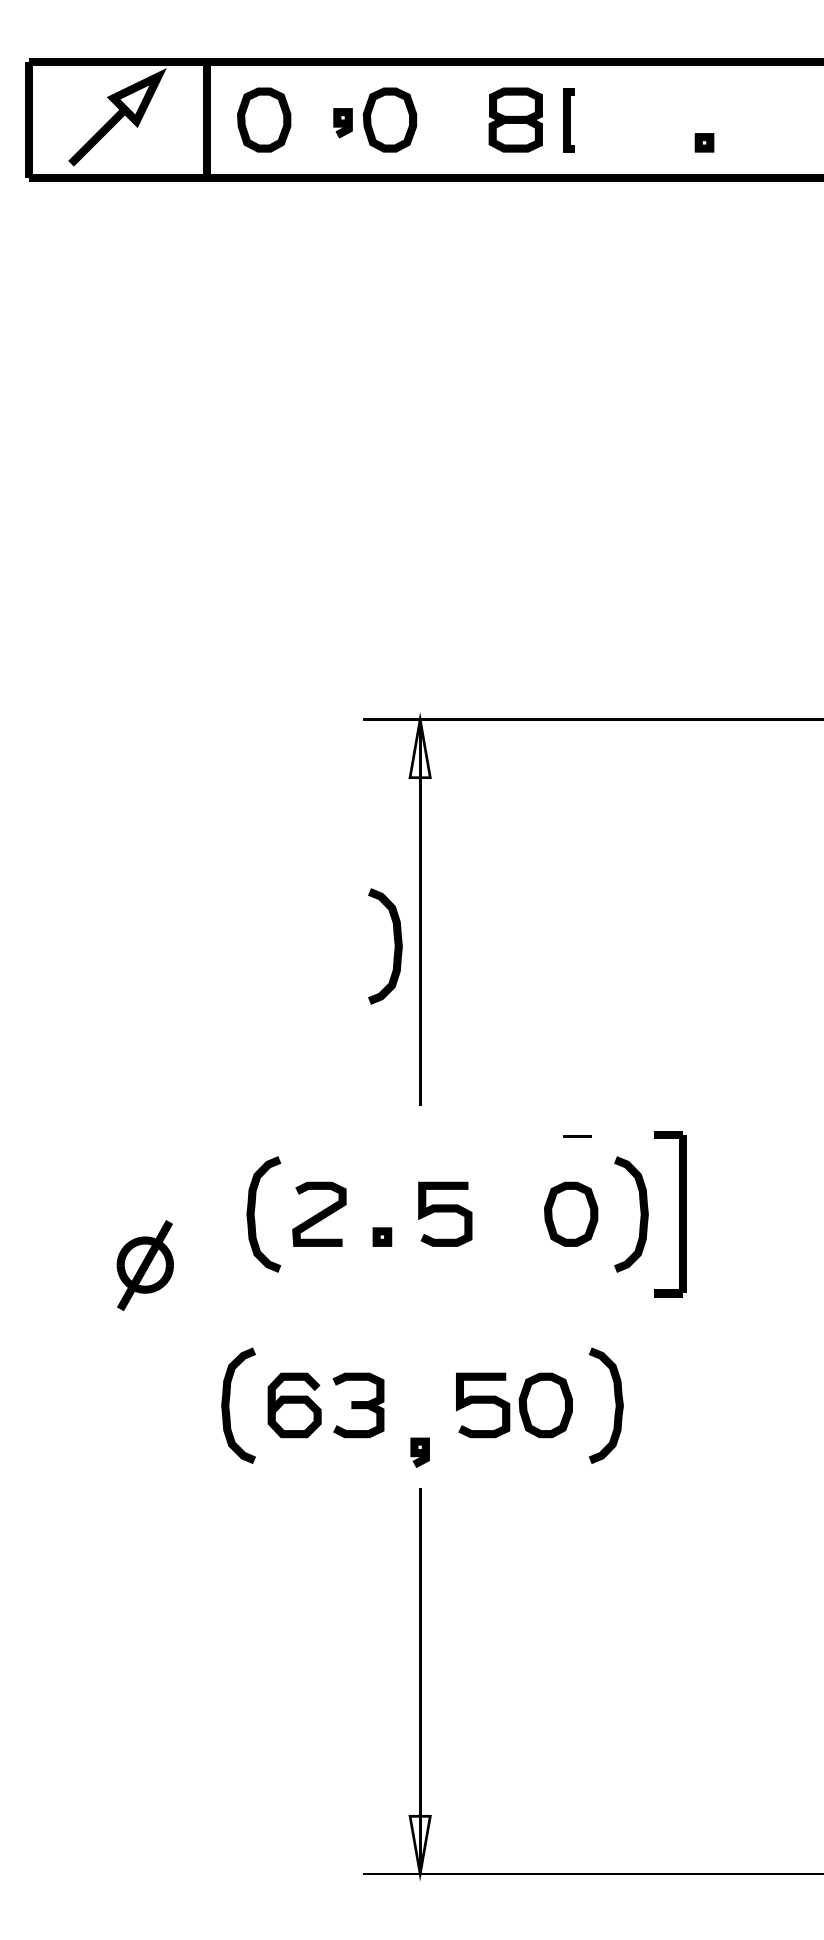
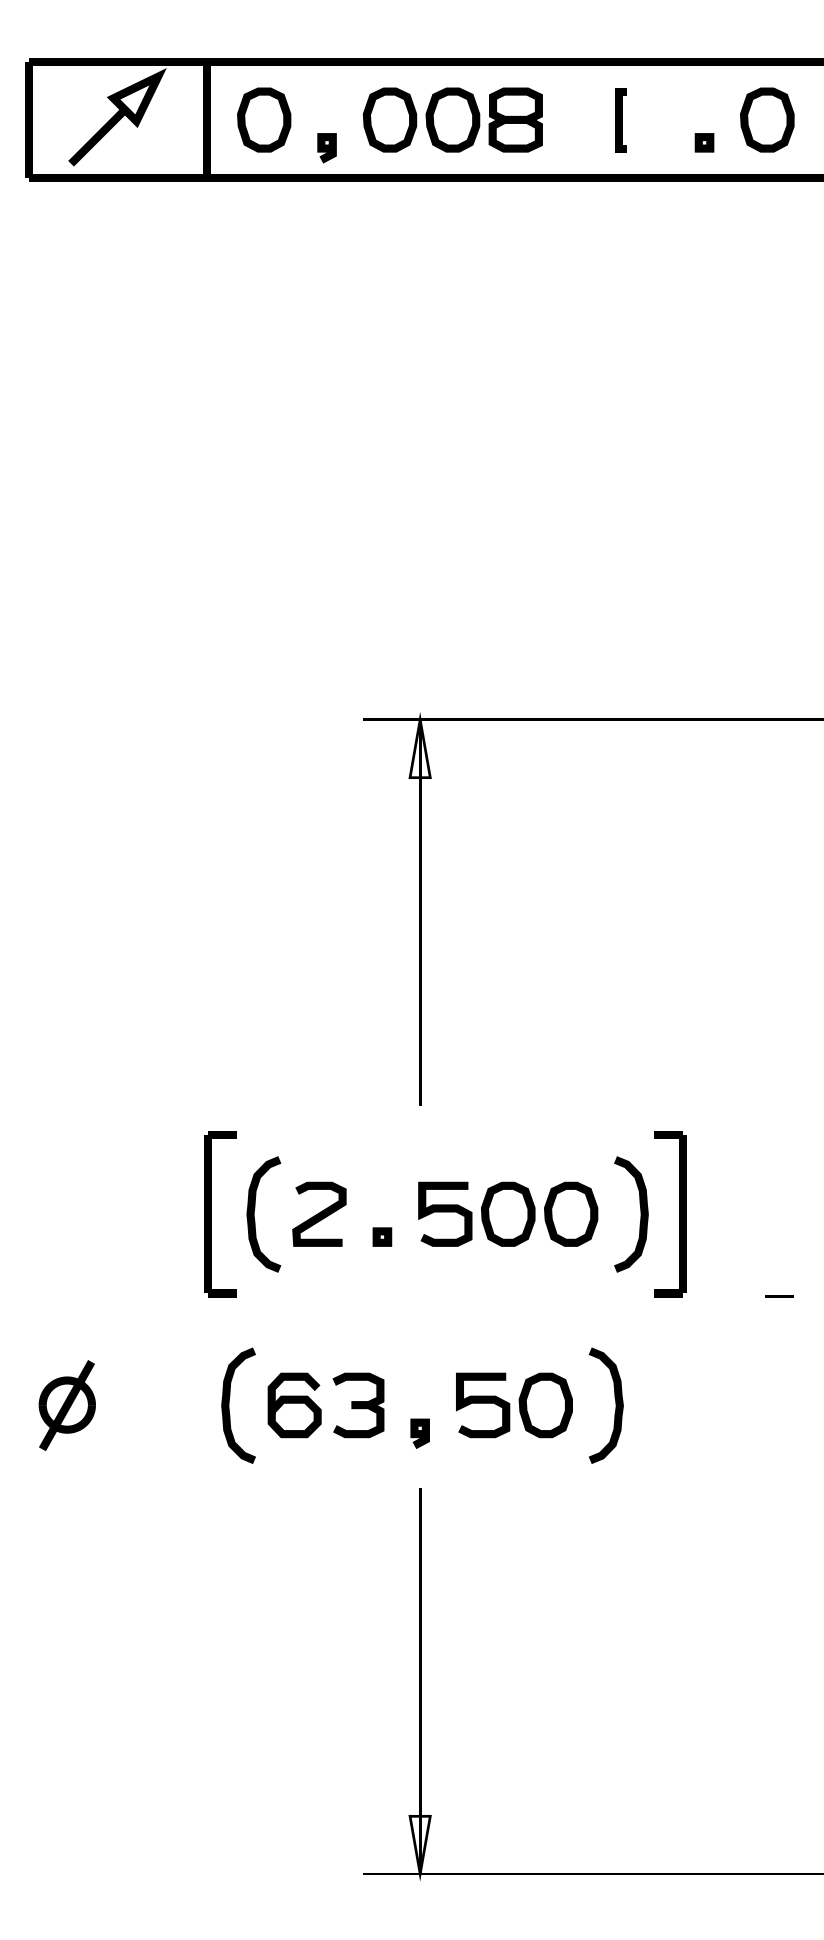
part: none -> present (452, 119)
part: none -> present (767, 119)
line position: (568, 120) -> (620, 120) (620, 120)
curve position: (342, 123) -> (326, 148) (326, 148)
curve: present -> none (394, 946)
line position: (577, 1136) -> (779, 1296) (779, 1296)
part: none -> present (508, 1213)
part: none -> present (211, 1214)
part position: (144, 1265) -> (66, 1405) (66, 1405)
curve position: (419, 1452) -> (419, 1433) (419, 1433)
